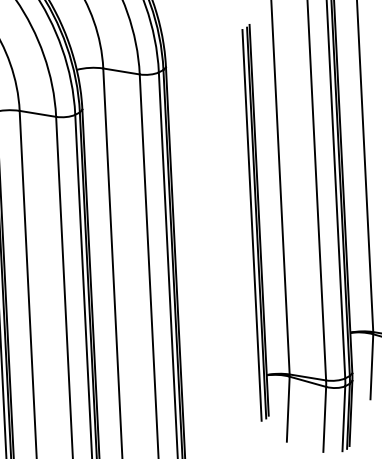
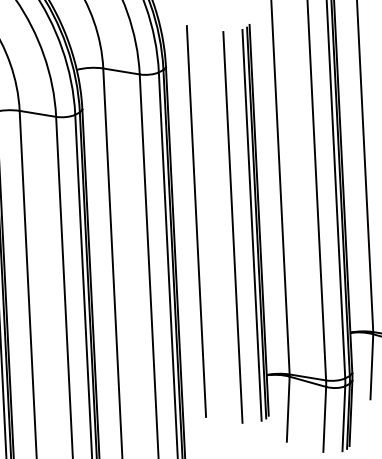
line: none -> present (196, 221)
line: none -> present (232, 227)
